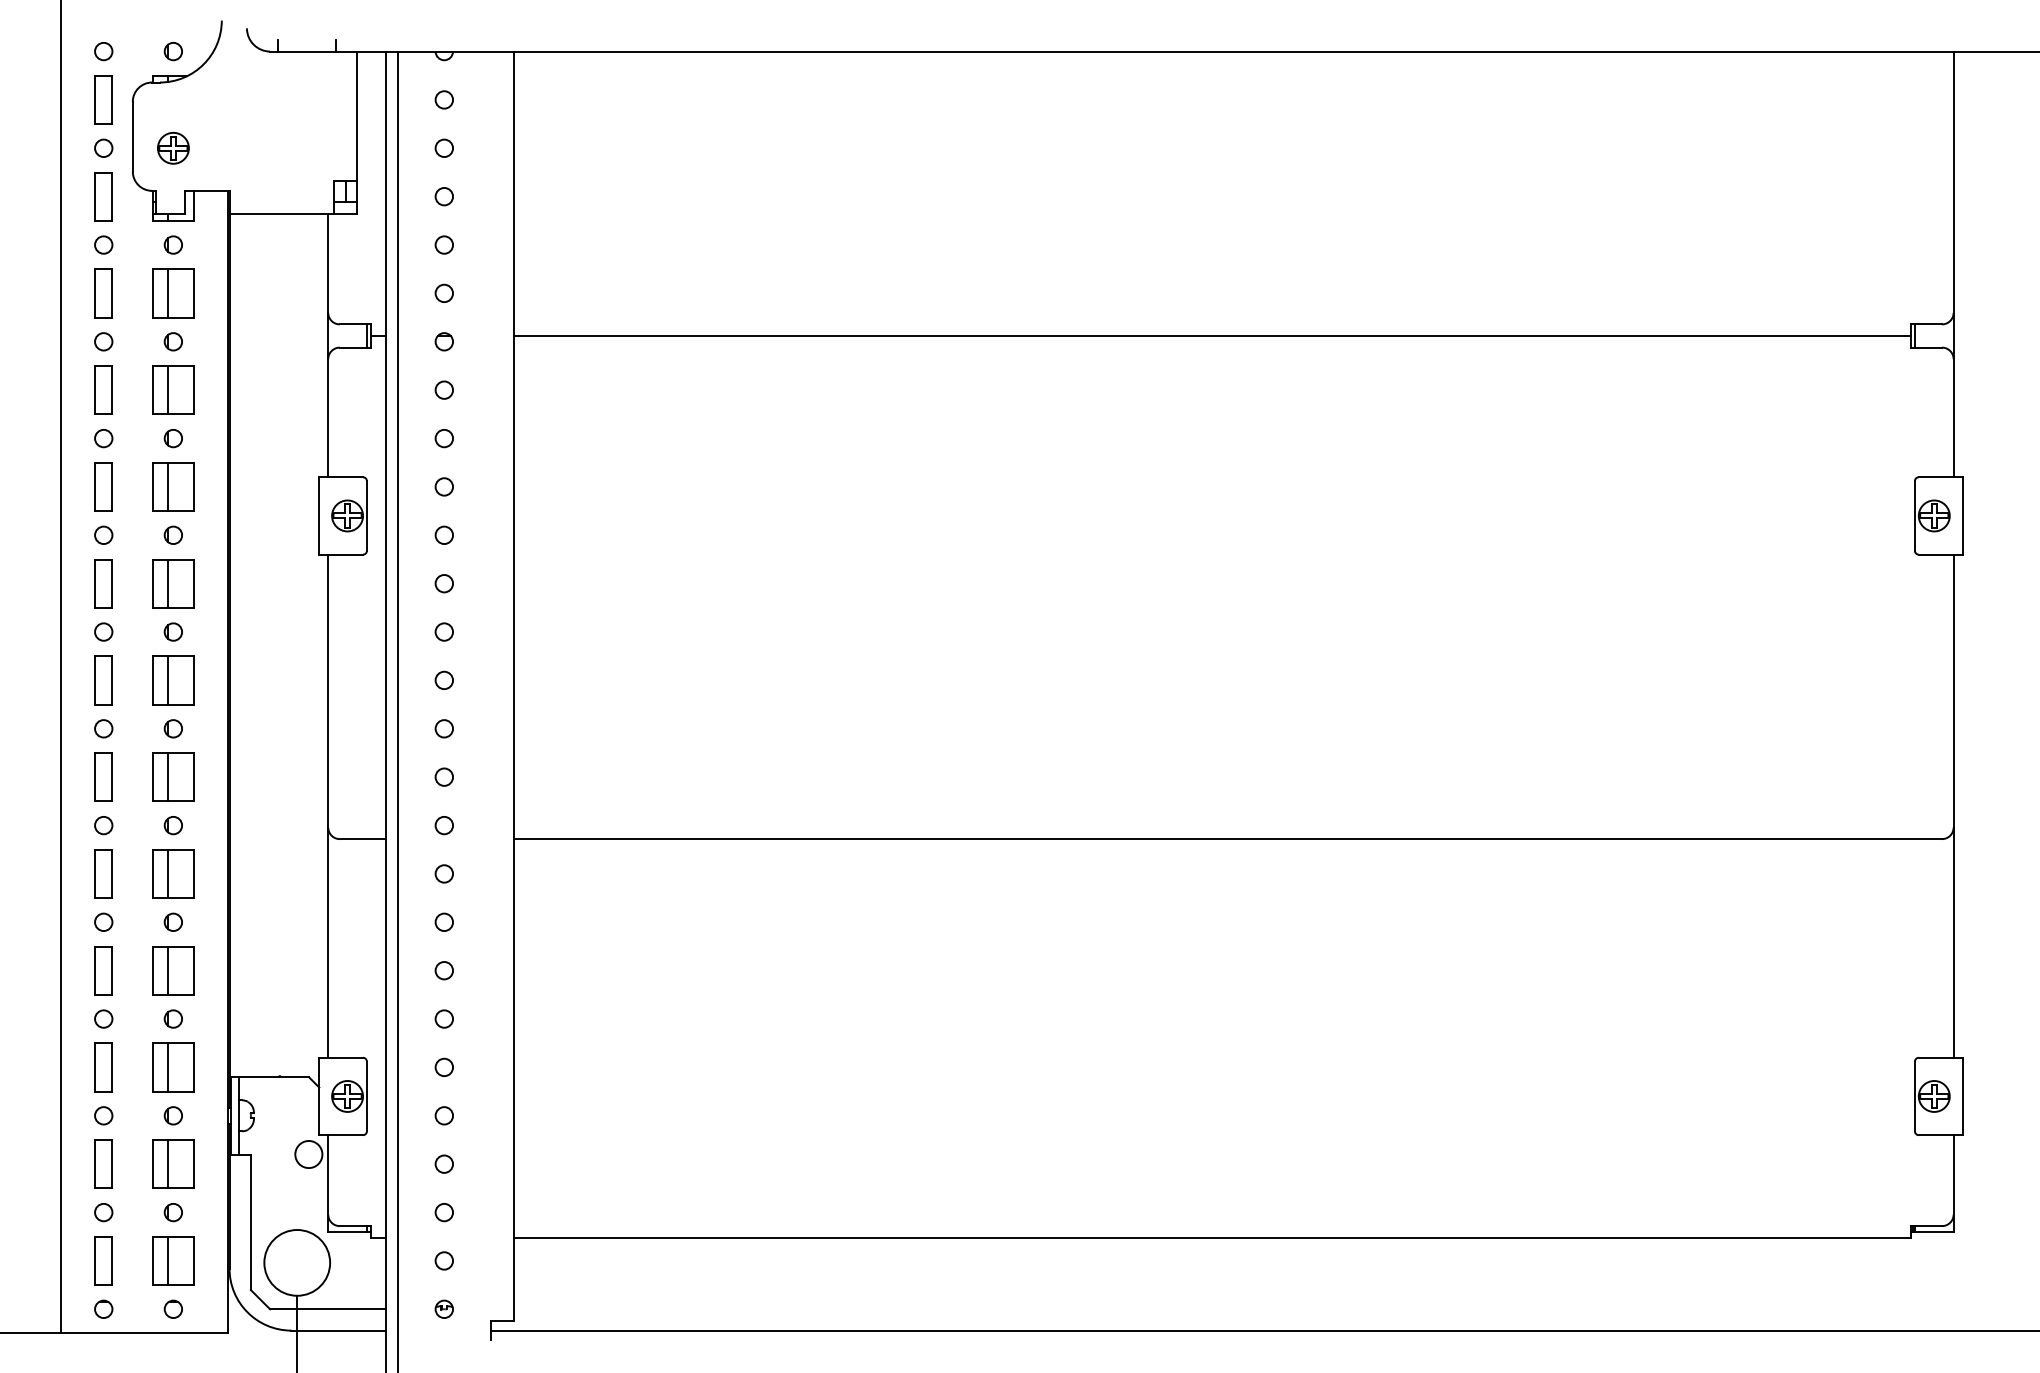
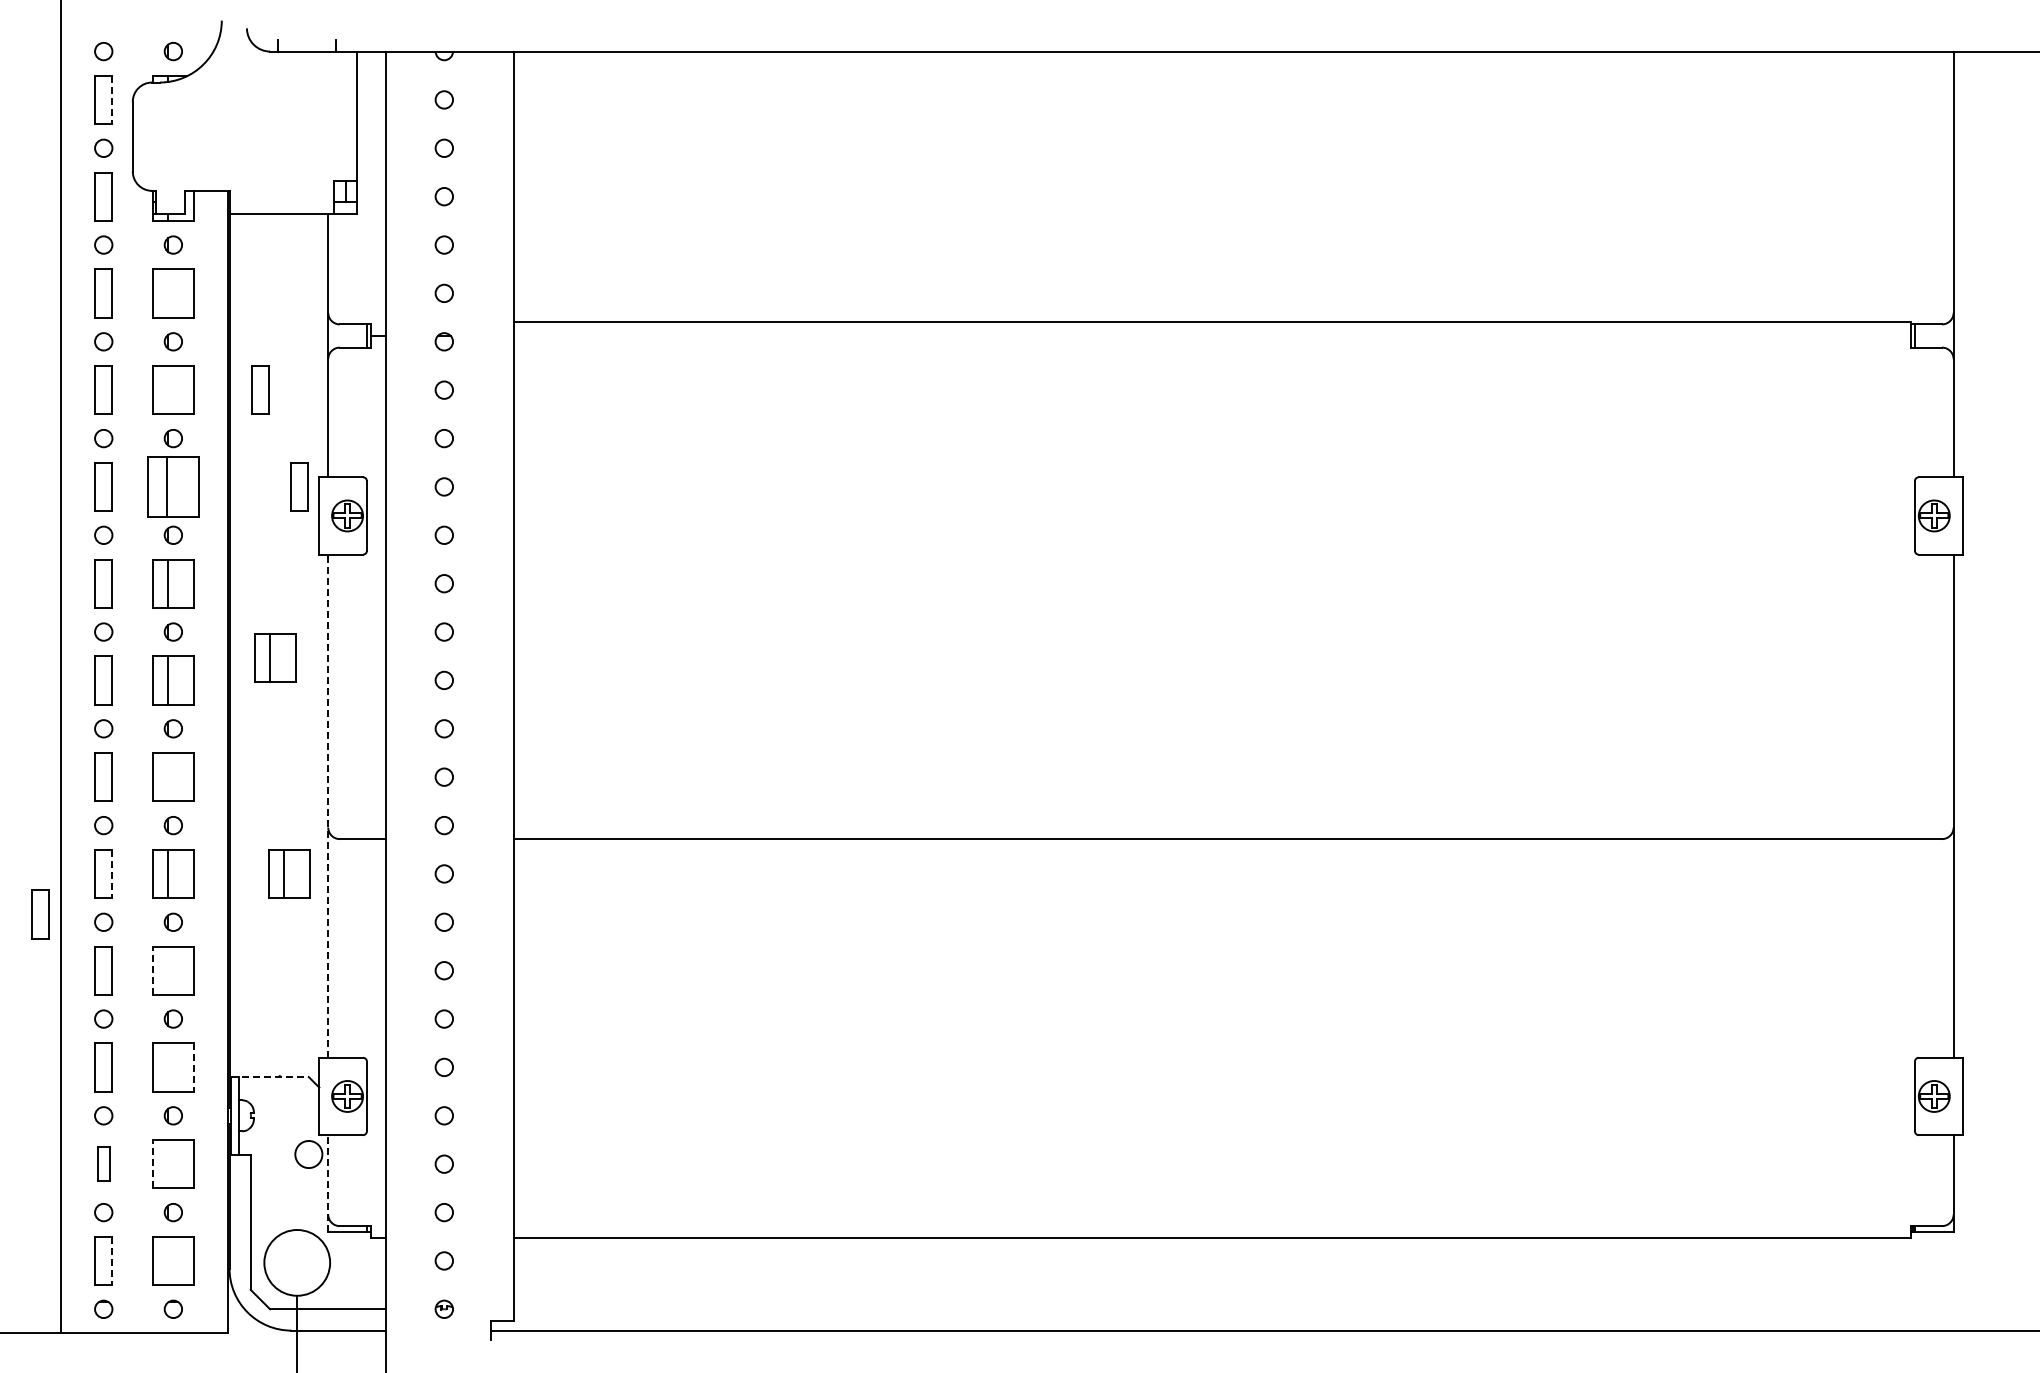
line: solid -> dashed (112, 100)
part: present -> none (173, 147)
line: present -> none (168, 293)
line position: (1212, 336) -> (1212, 322) (1212, 322)
part: none -> present (260, 389)
line: present -> none (168, 390)
part size: 43x50 px -> 53x62 px (173, 486)
part: none -> present (299, 486)
part: none -> present (275, 657)
line: present -> none (397, 710)
line: present -> none (168, 777)
line: solid -> dashed (328, 806)
part: none -> present (289, 873)
line: solid -> dashed (112, 874)
part: none -> present (40, 914)
line: solid -> dashed (153, 970)
line: present -> none (168, 970)
line: present -> none (168, 1067)
line: solid -> dashed (193, 1067)
line: solid -> dashed (270, 1077)
part size: 19x50 px -> 14x36 px (103, 1163)
line: solid -> dashed (153, 1163)
line: present -> none (168, 1164)
line: solid -> dashed (328, 1183)
line: present -> none (168, 1260)
line: solid -> dashed (112, 1261)
